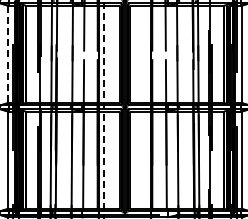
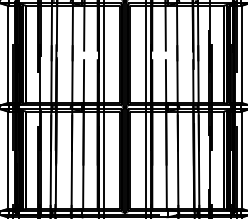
line: dashed -> solid (7, 54)
line: none -> present (145, 108)
line: dashed -> solid (104, 109)
